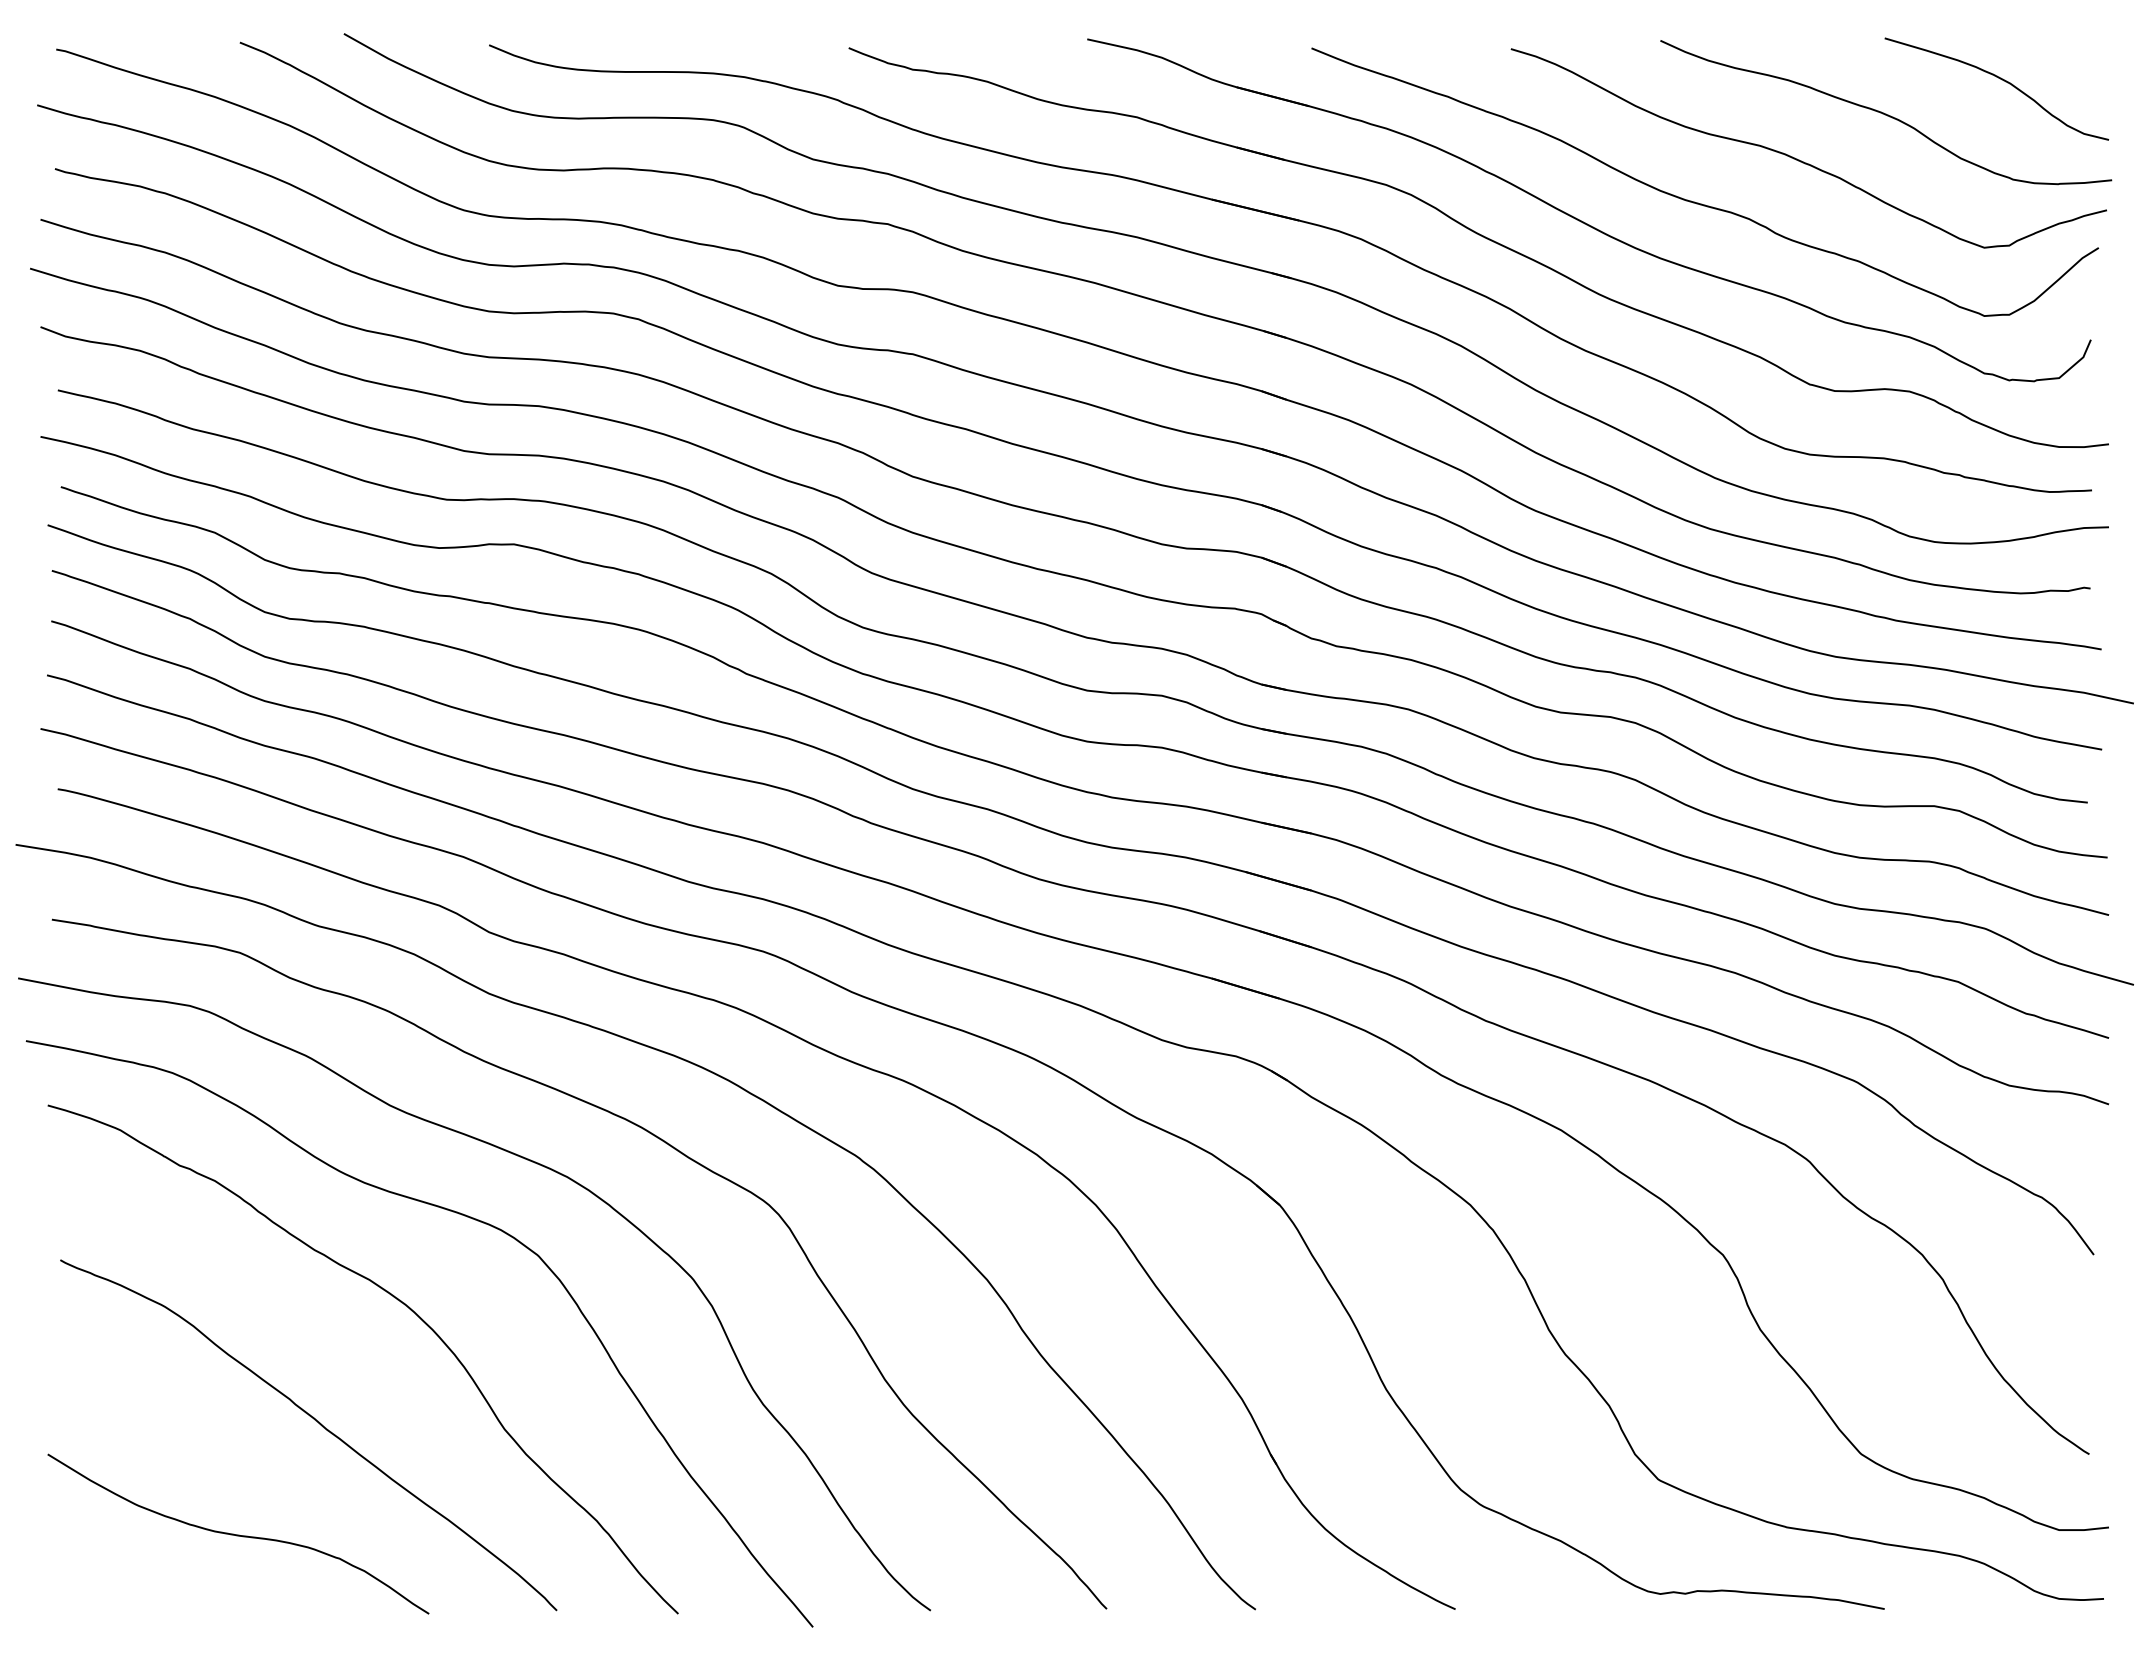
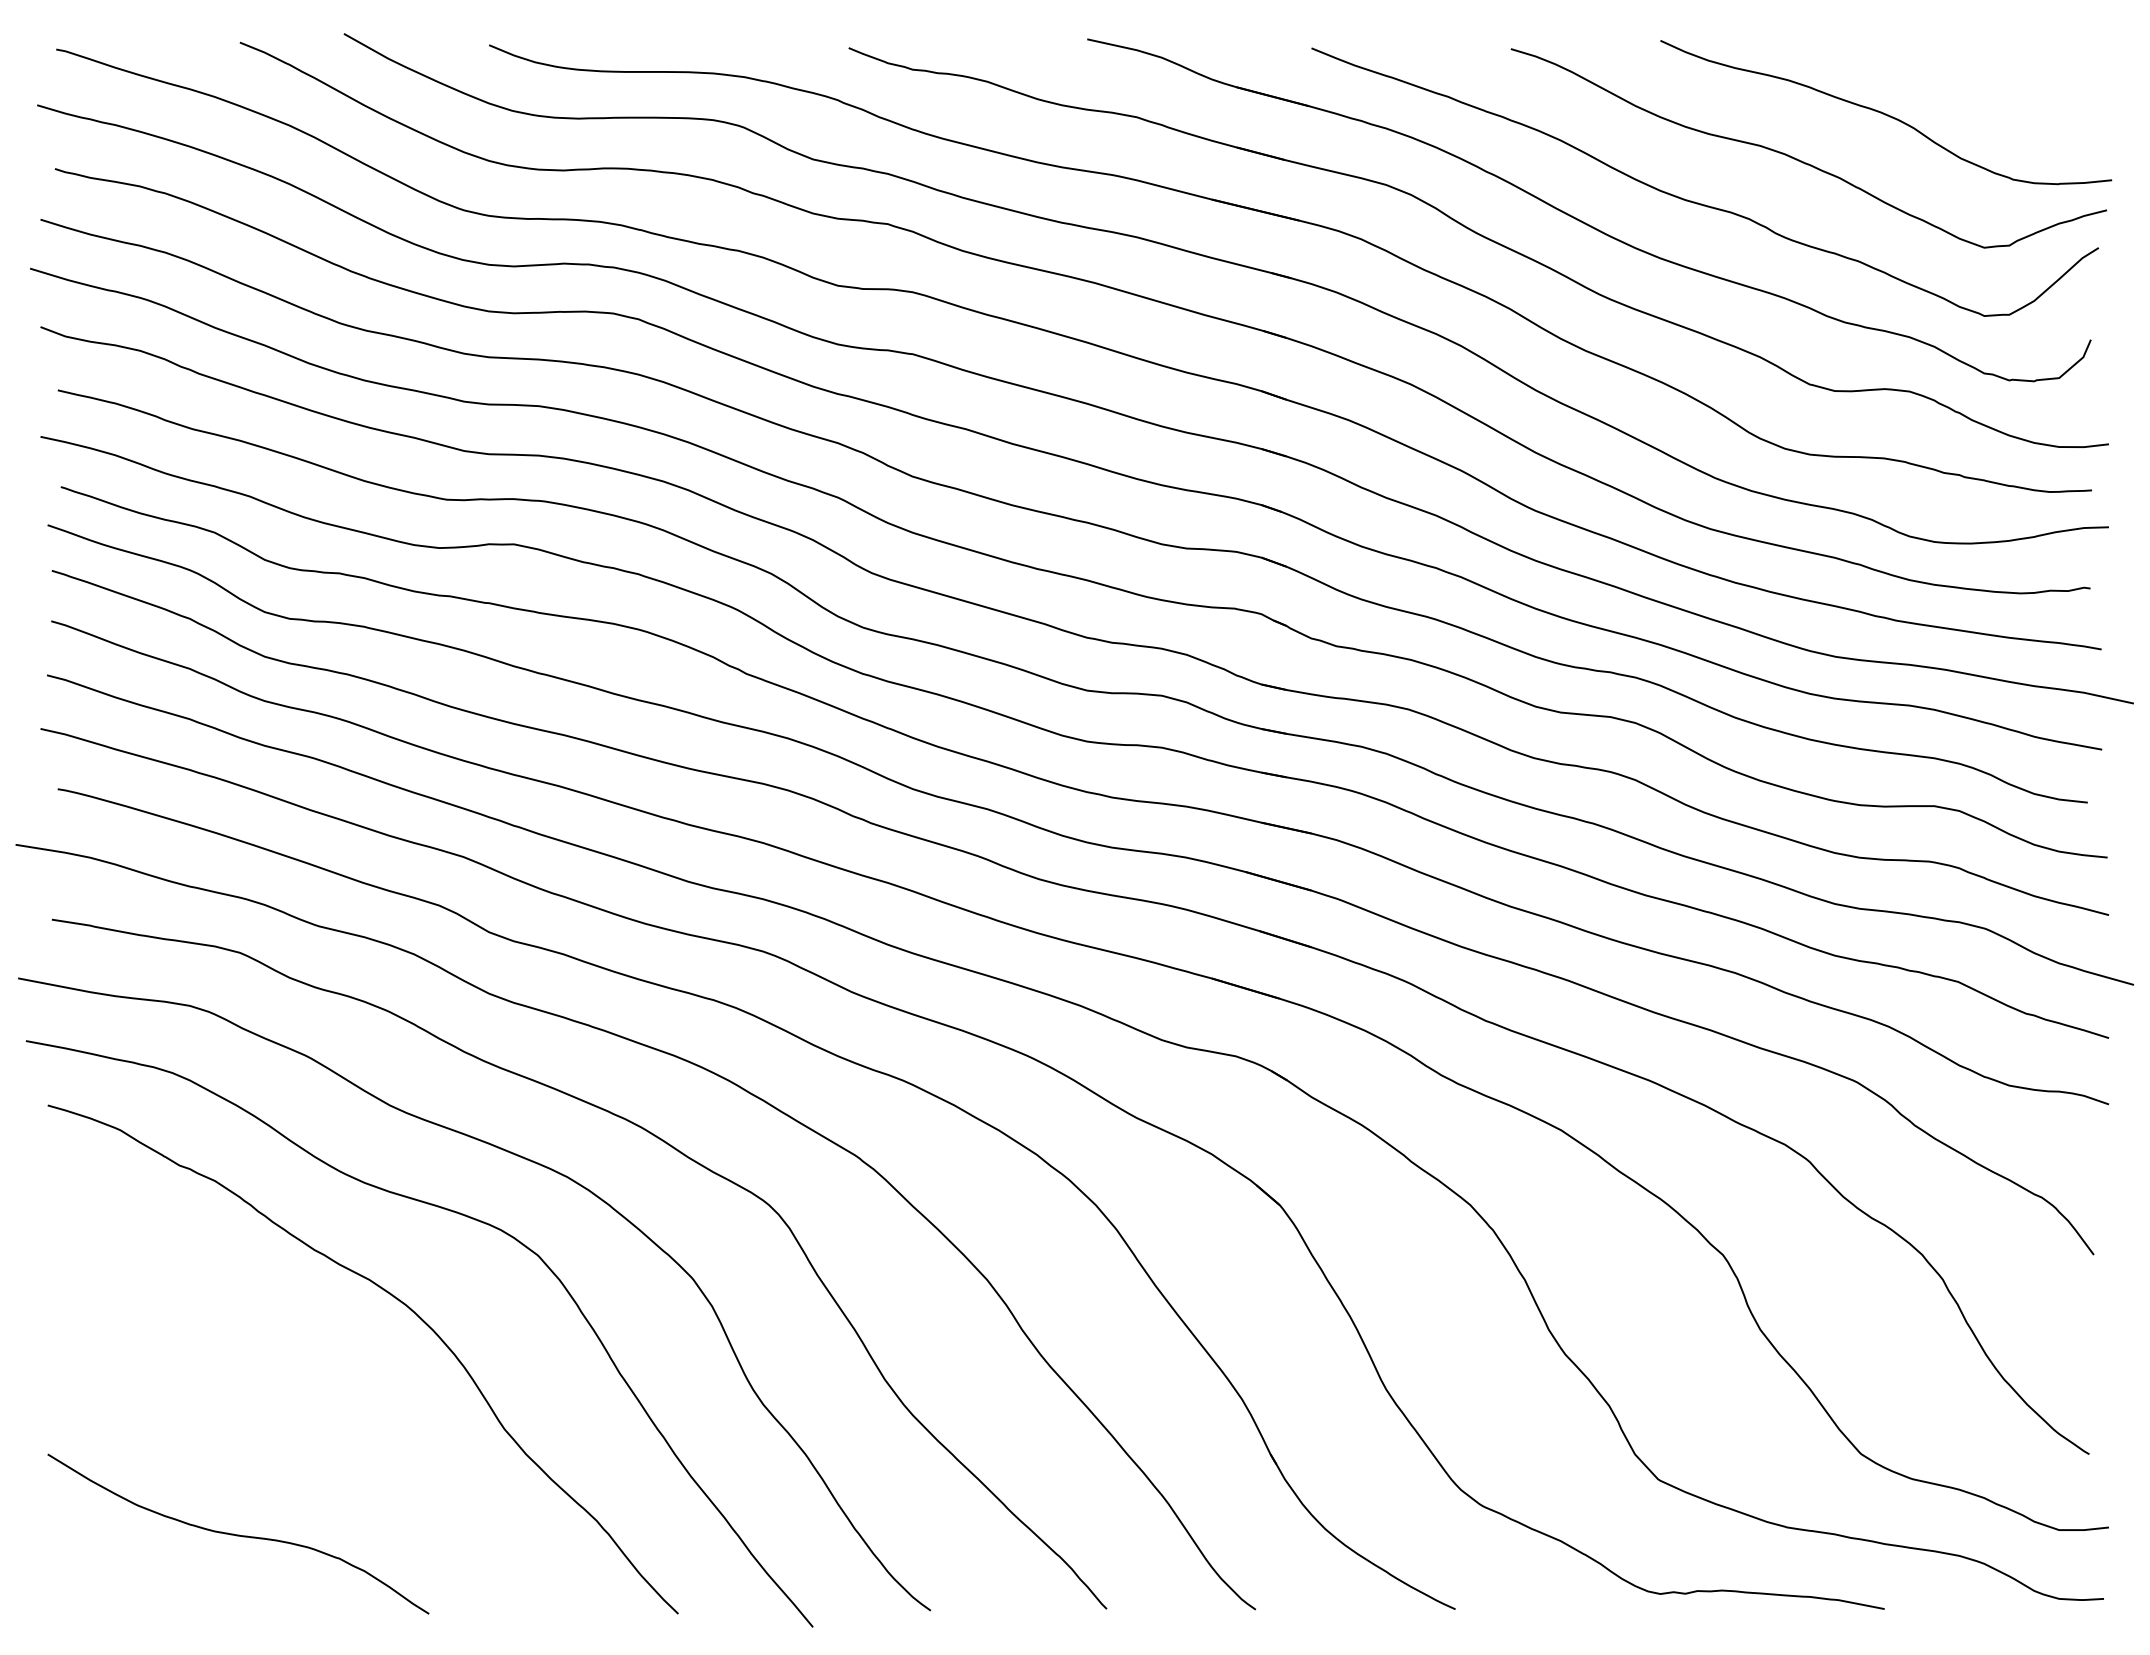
curve: present -> none (2000, 79)
curve: present -> none (319, 1424)
